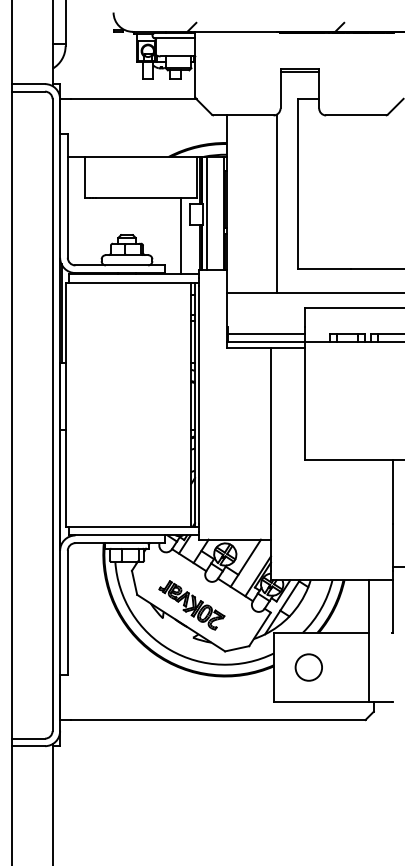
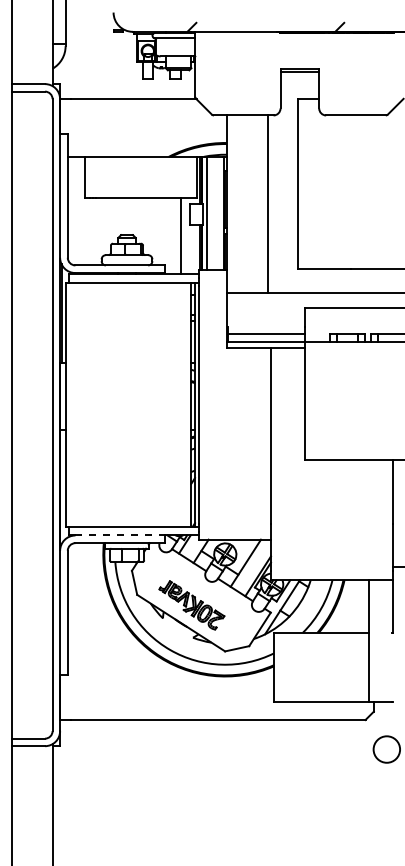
line position: (276, 203) -> (267, 203) (267, 203)
line: solid -> dashed (120, 535)
circle position: (308, 667) -> (386, 749) (386, 749)
